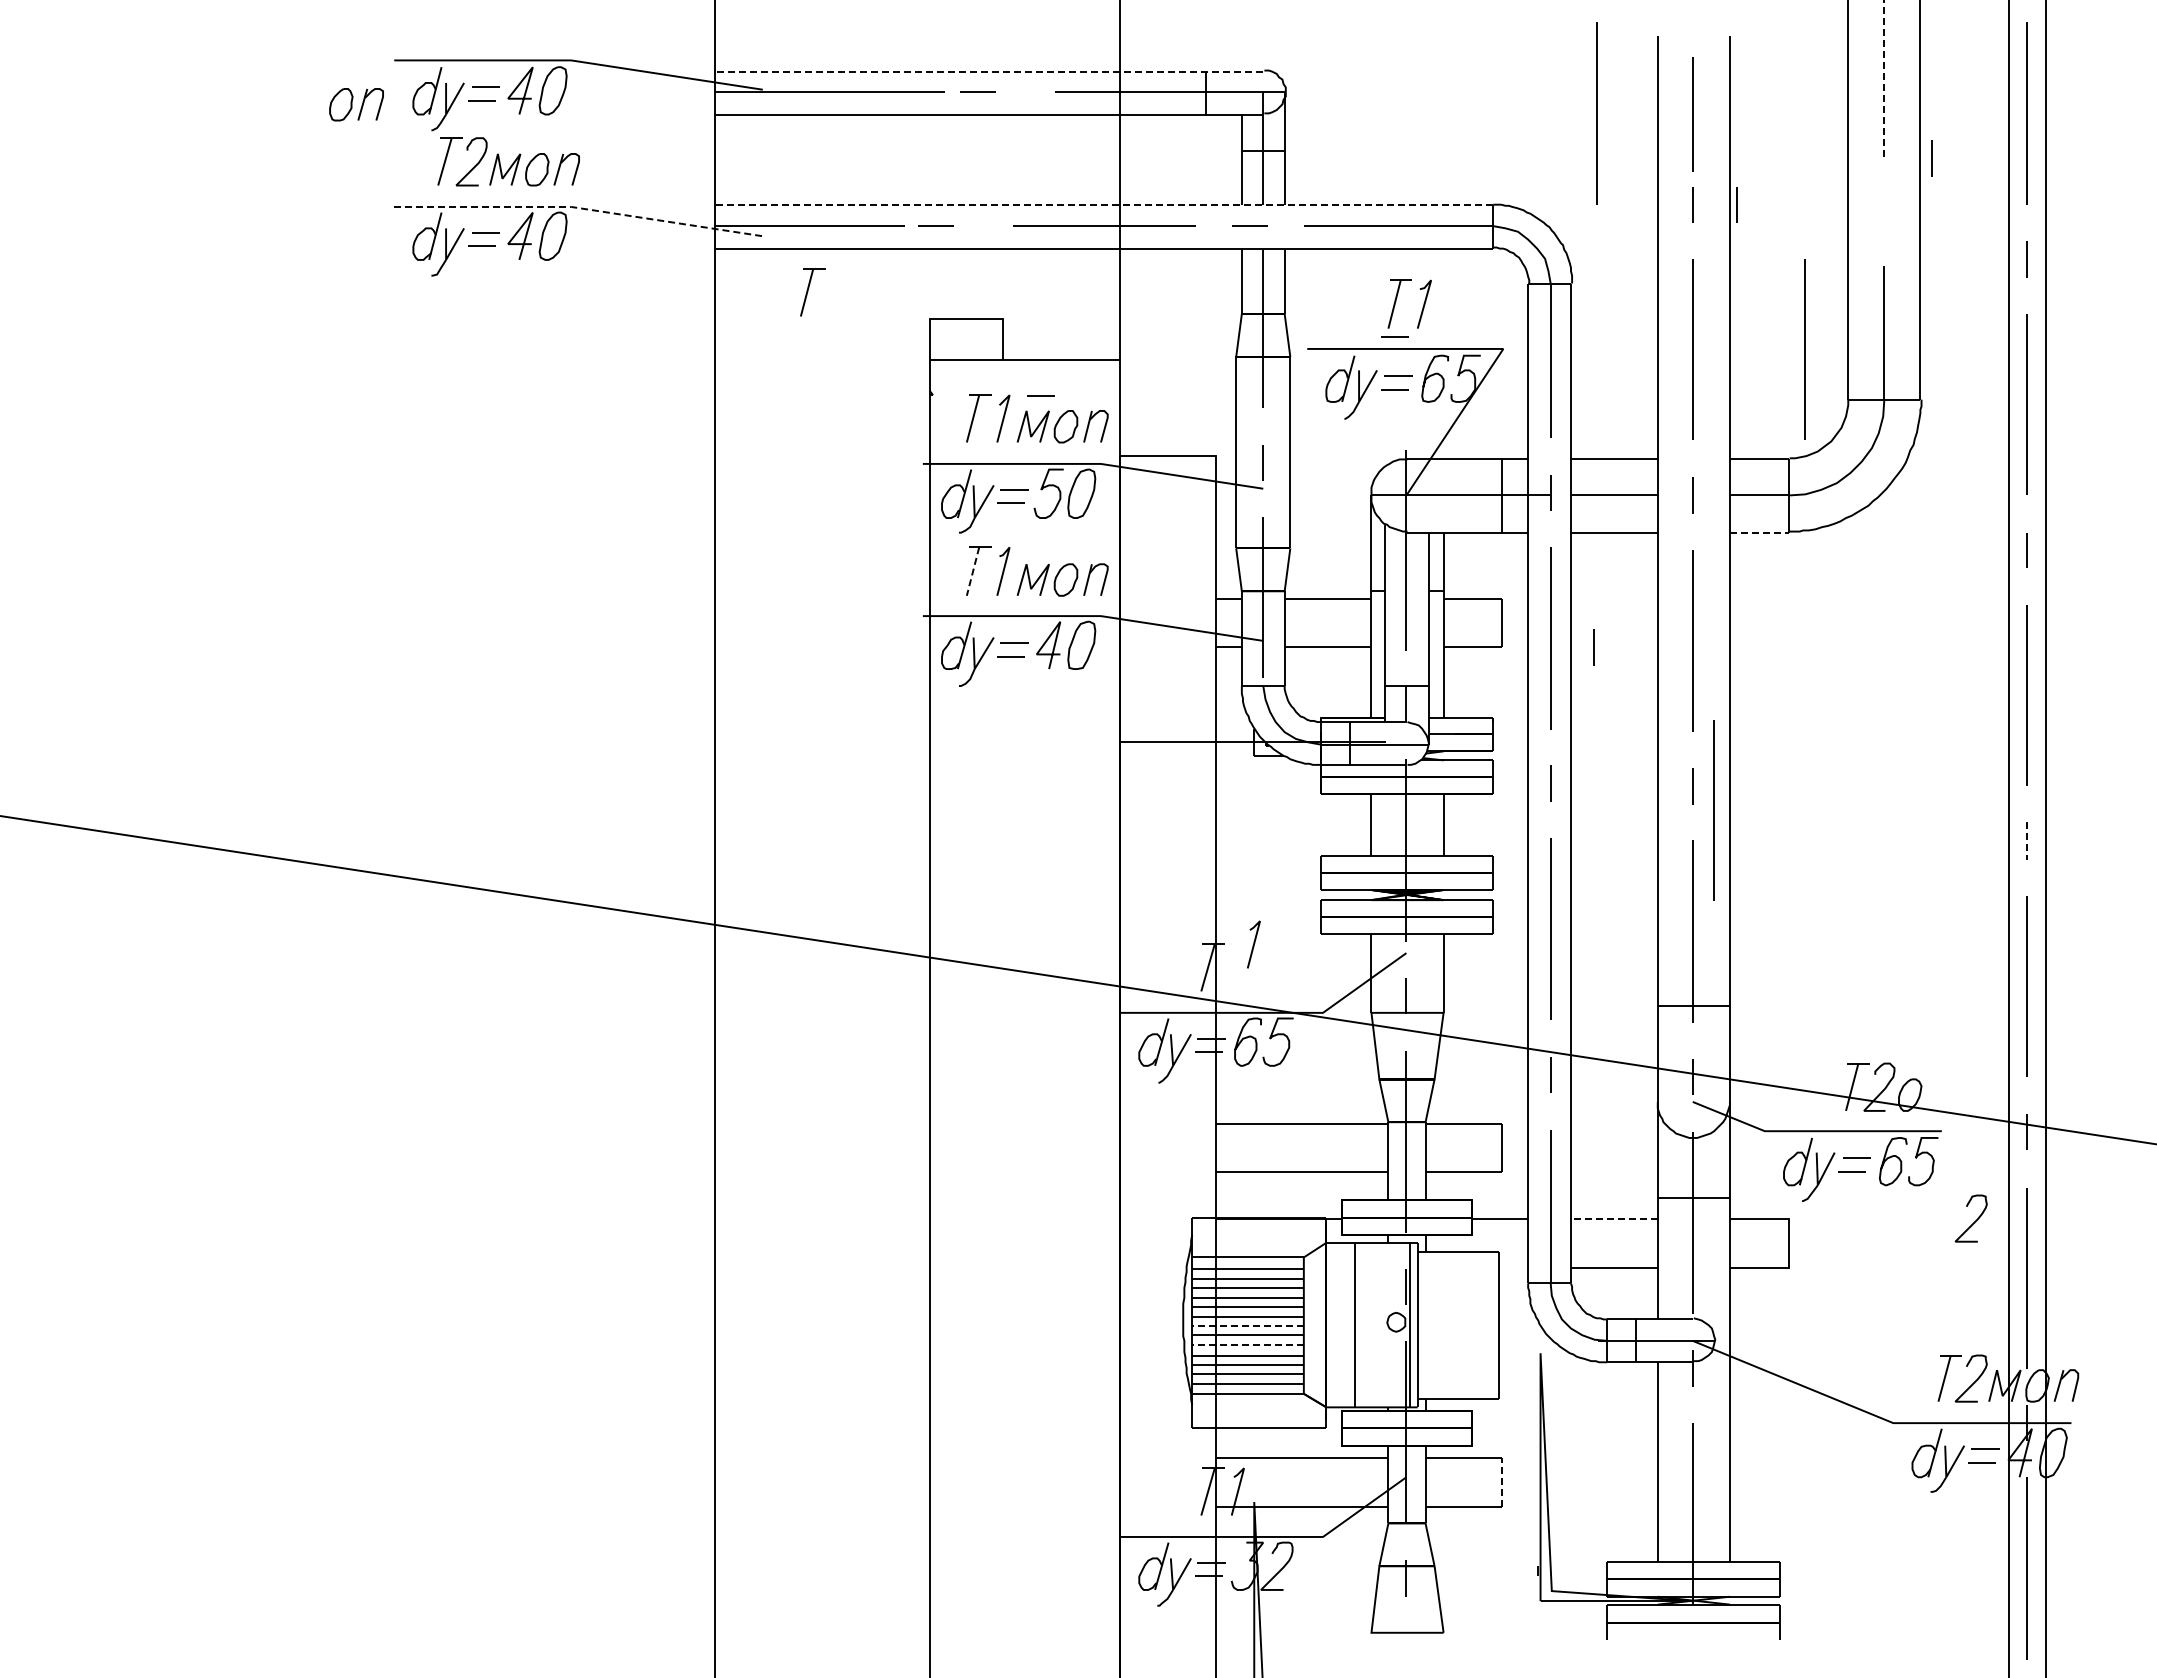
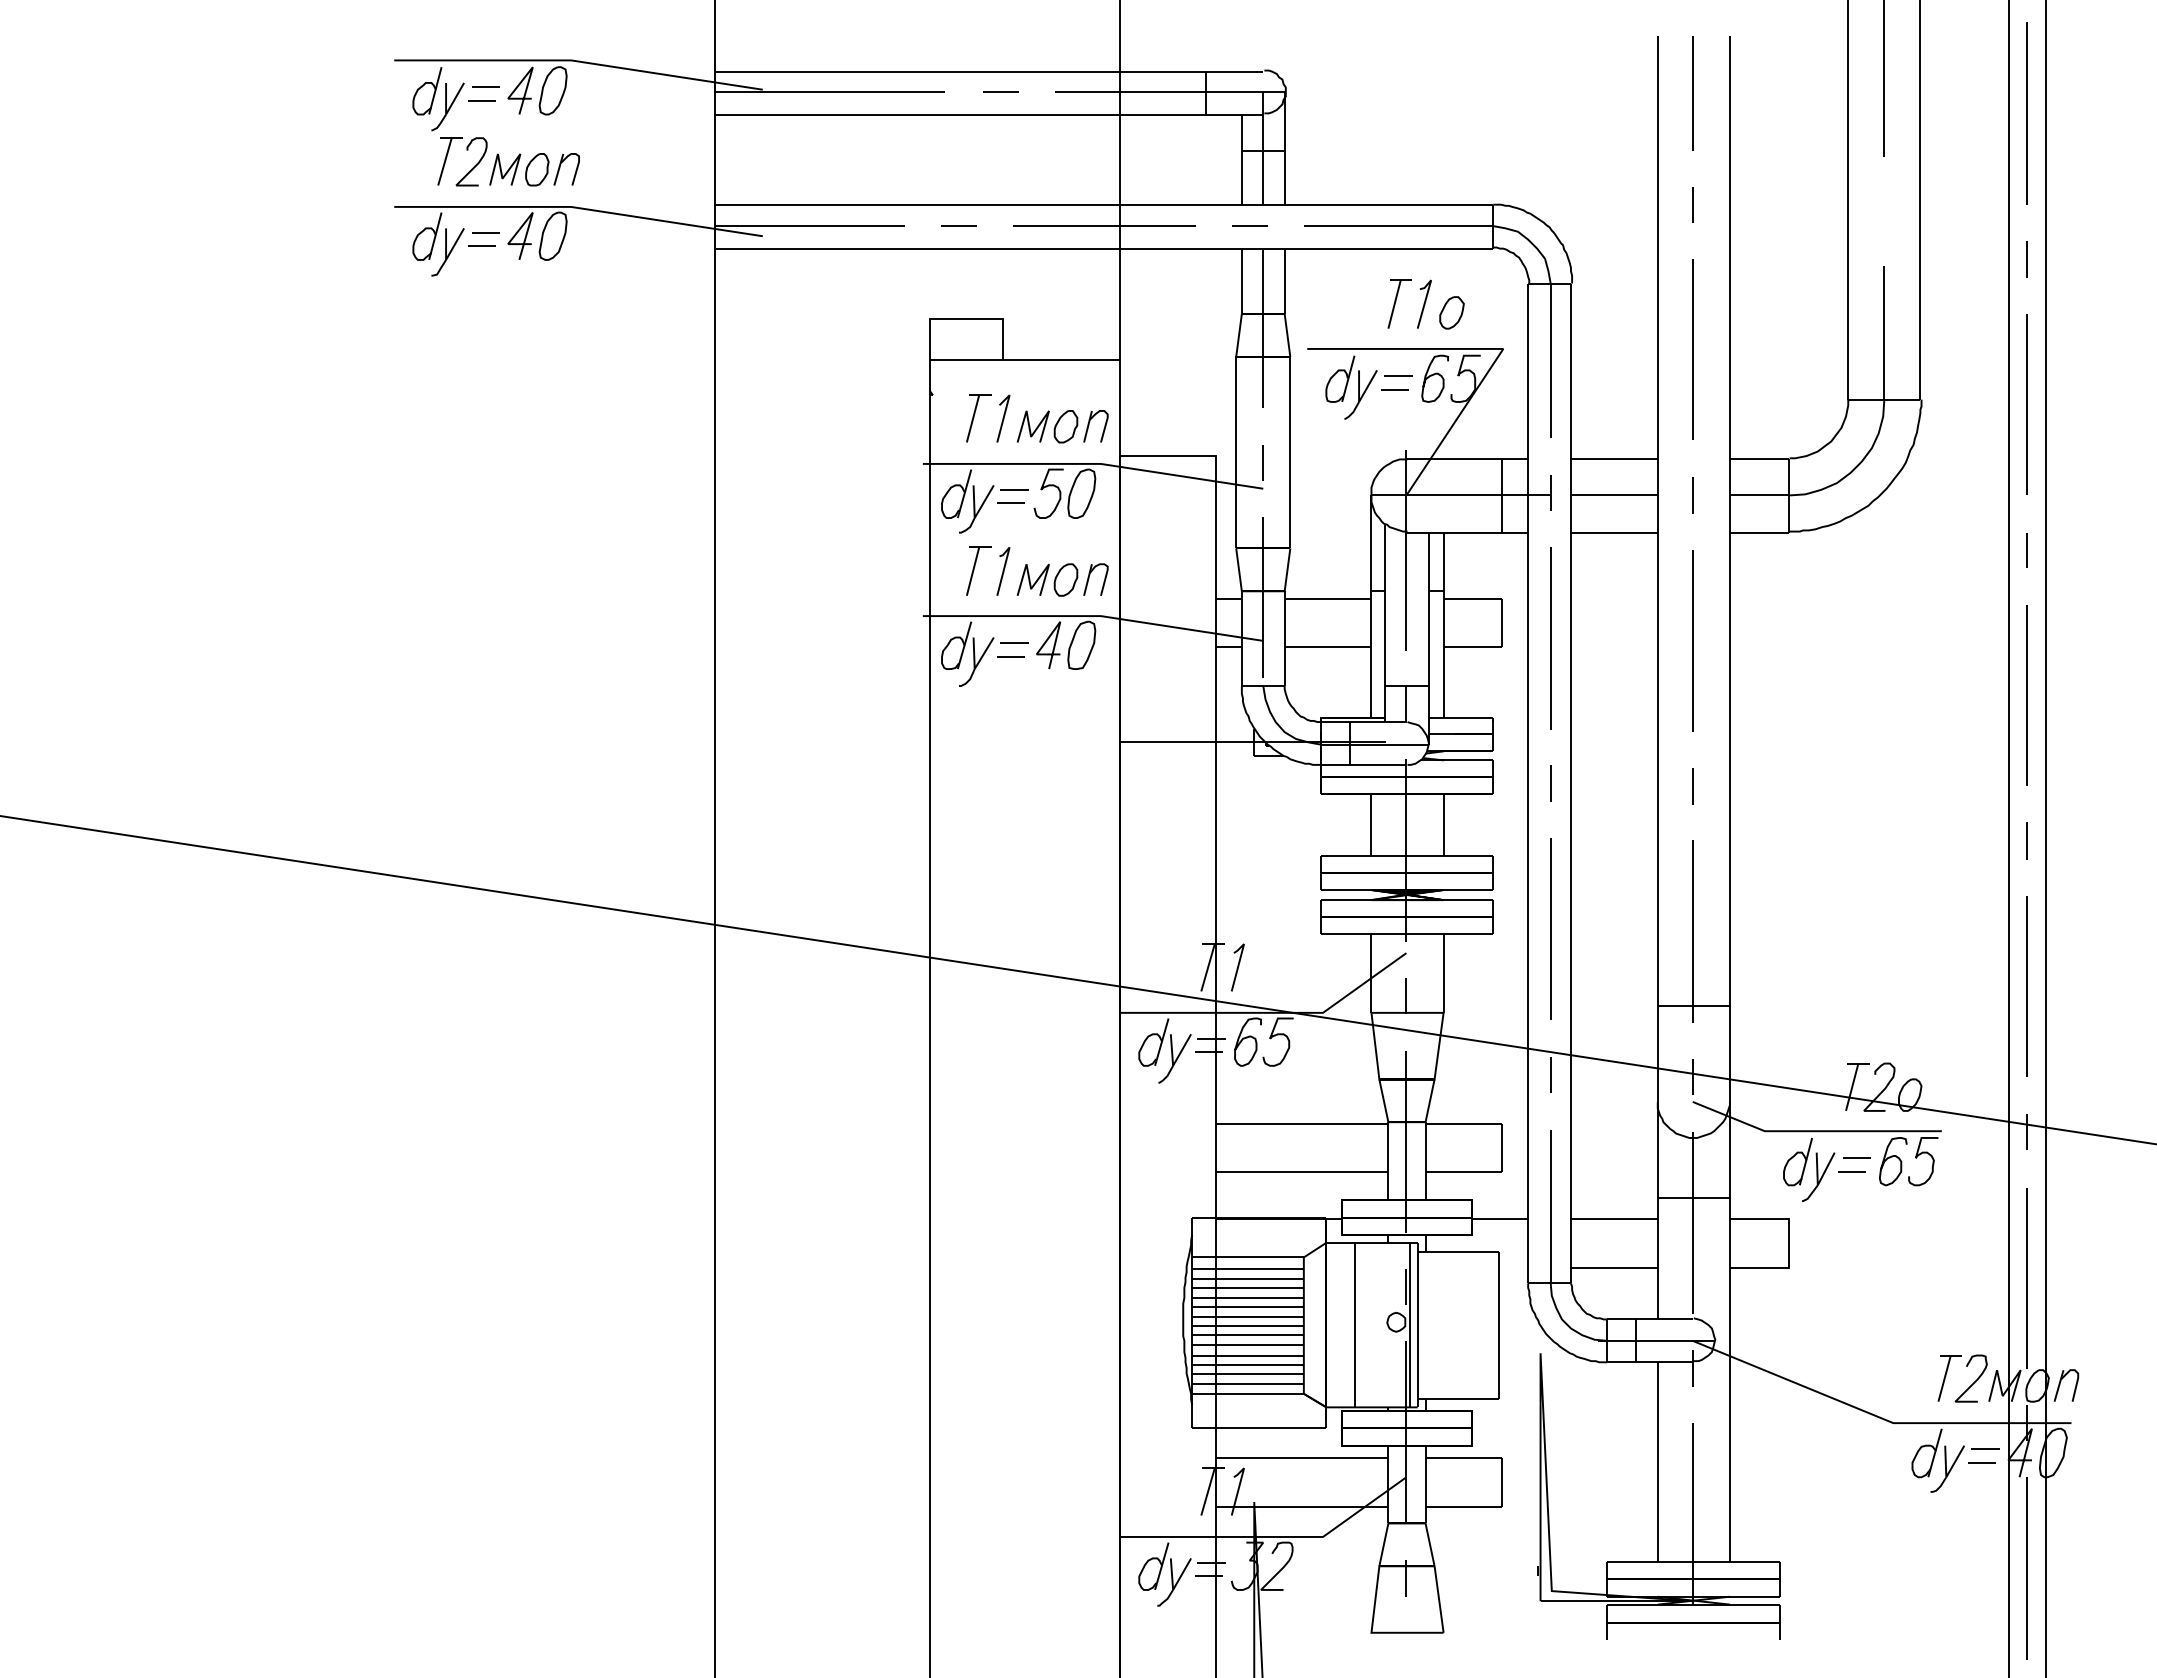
line: dashed -> solid (989, 71)
line: dashed -> solid (1884, 78)
line position: (977, 91) -> (1000, 91) (1000, 91)
part: present -> none (356, 104)
line: present -> none (1596, 113)
line position: (1692, 114) -> (1692, 93) (1692, 93)
line: present -> none (1931, 158)
line: dashed -> solid (1104, 204)
line: present -> none (1736, 204)
line: dashed -> solid (579, 208)
line position: (935, 225) -> (958, 225) (958, 225)
part: present -> none (812, 292)
part: none -> present (1451, 312)
line: present -> none (1394, 336)
line: present -> none (1804, 349)
line: present -> none (1040, 395)
line: dashed -> solid (1759, 532)
line: dashed -> solid (972, 572)
line: present -> none (1593, 647)
line: present -> none (1713, 810)
line: dashed -> solid (2027, 840)
line position: (1253, 944) -> (1237, 967) (1237, 967)
line: dashed -> solid (1613, 1219)
curve: present -> none (1974, 1221)
line: dashed -> solid (1248, 1326)
line: dashed -> solid (1248, 1345)
line: dashed -> solid (1502, 1481)
